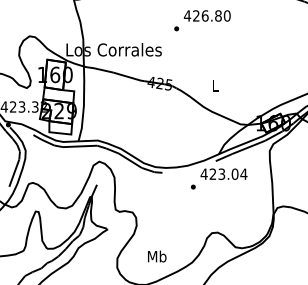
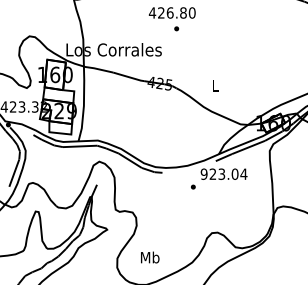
text position: (206, 15) -> (171, 12) (171, 12)
text: 423.04 -> 923.04 (203, 173)
text position: (157, 256) -> (150, 257) (150, 257)
